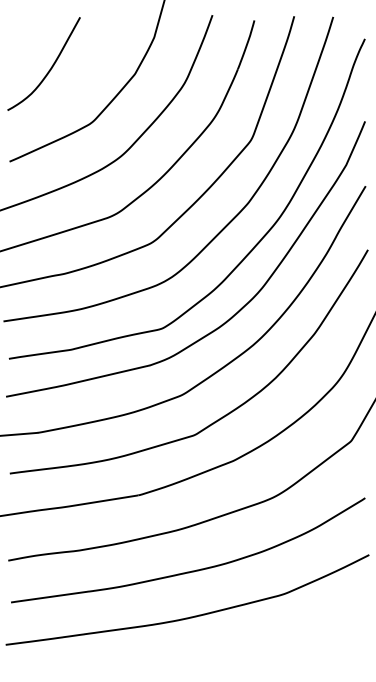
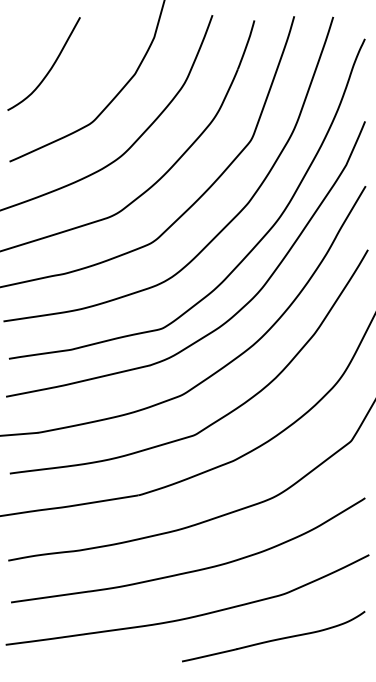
curve: none -> present (273, 639)
